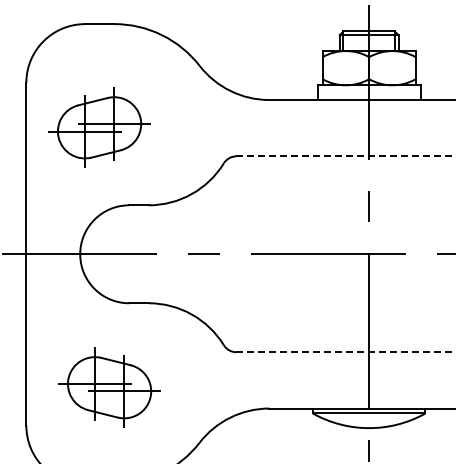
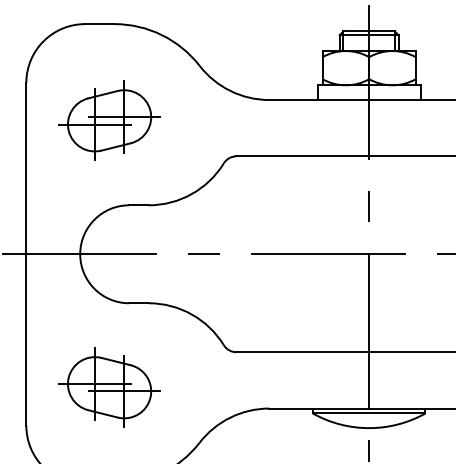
part position: (99, 127) -> (109, 120) (109, 120)
line: dashed -> solid (346, 156)
line: dashed -> solid (346, 352)
